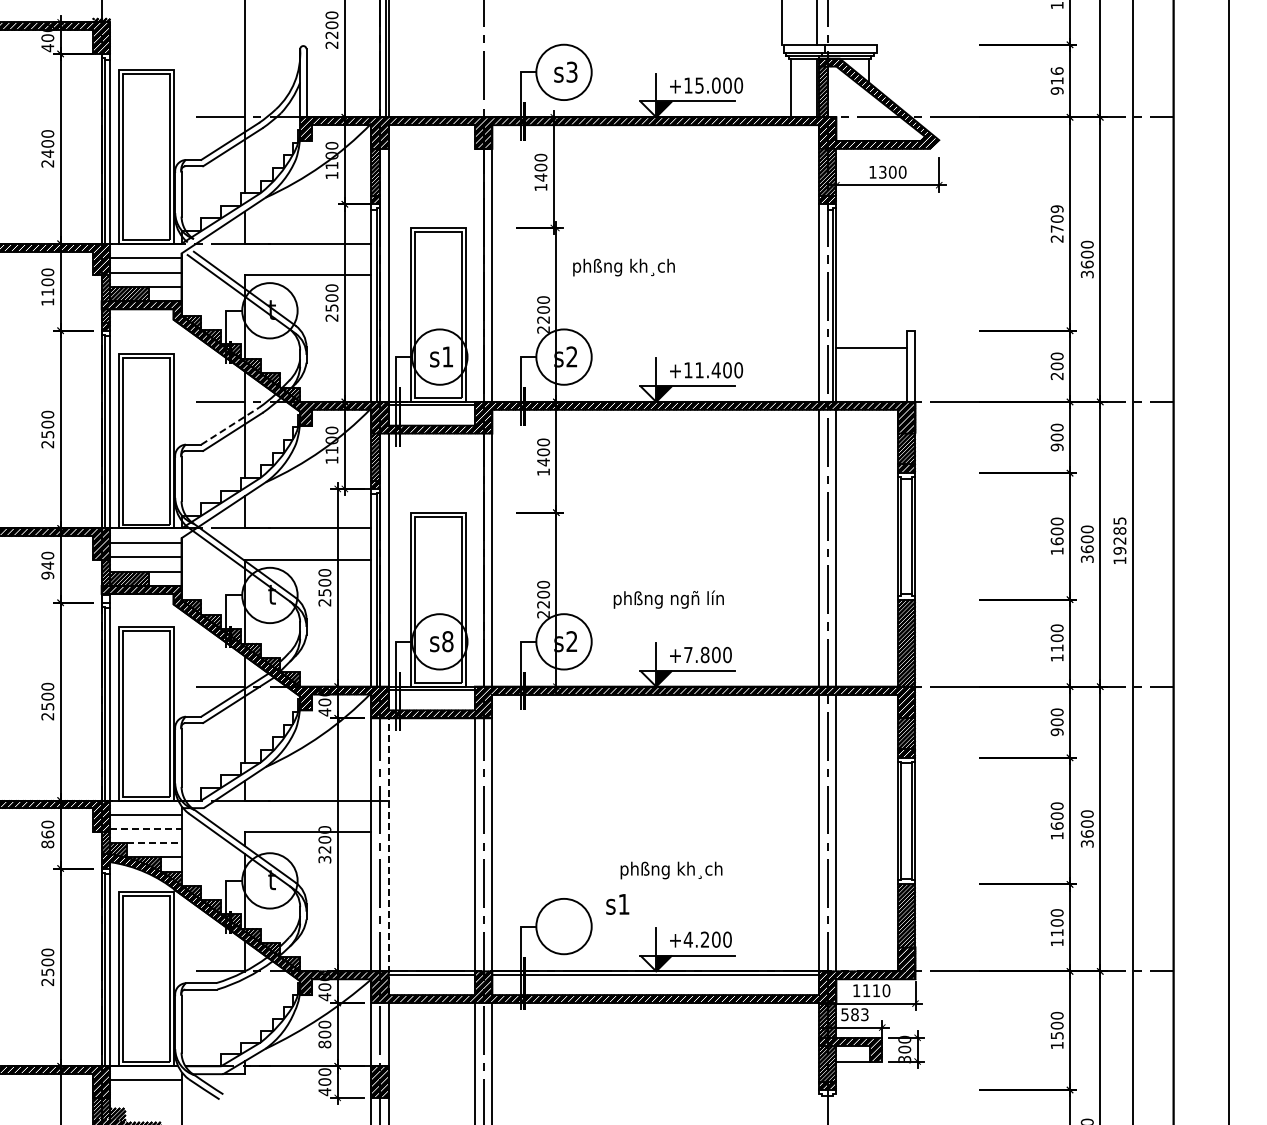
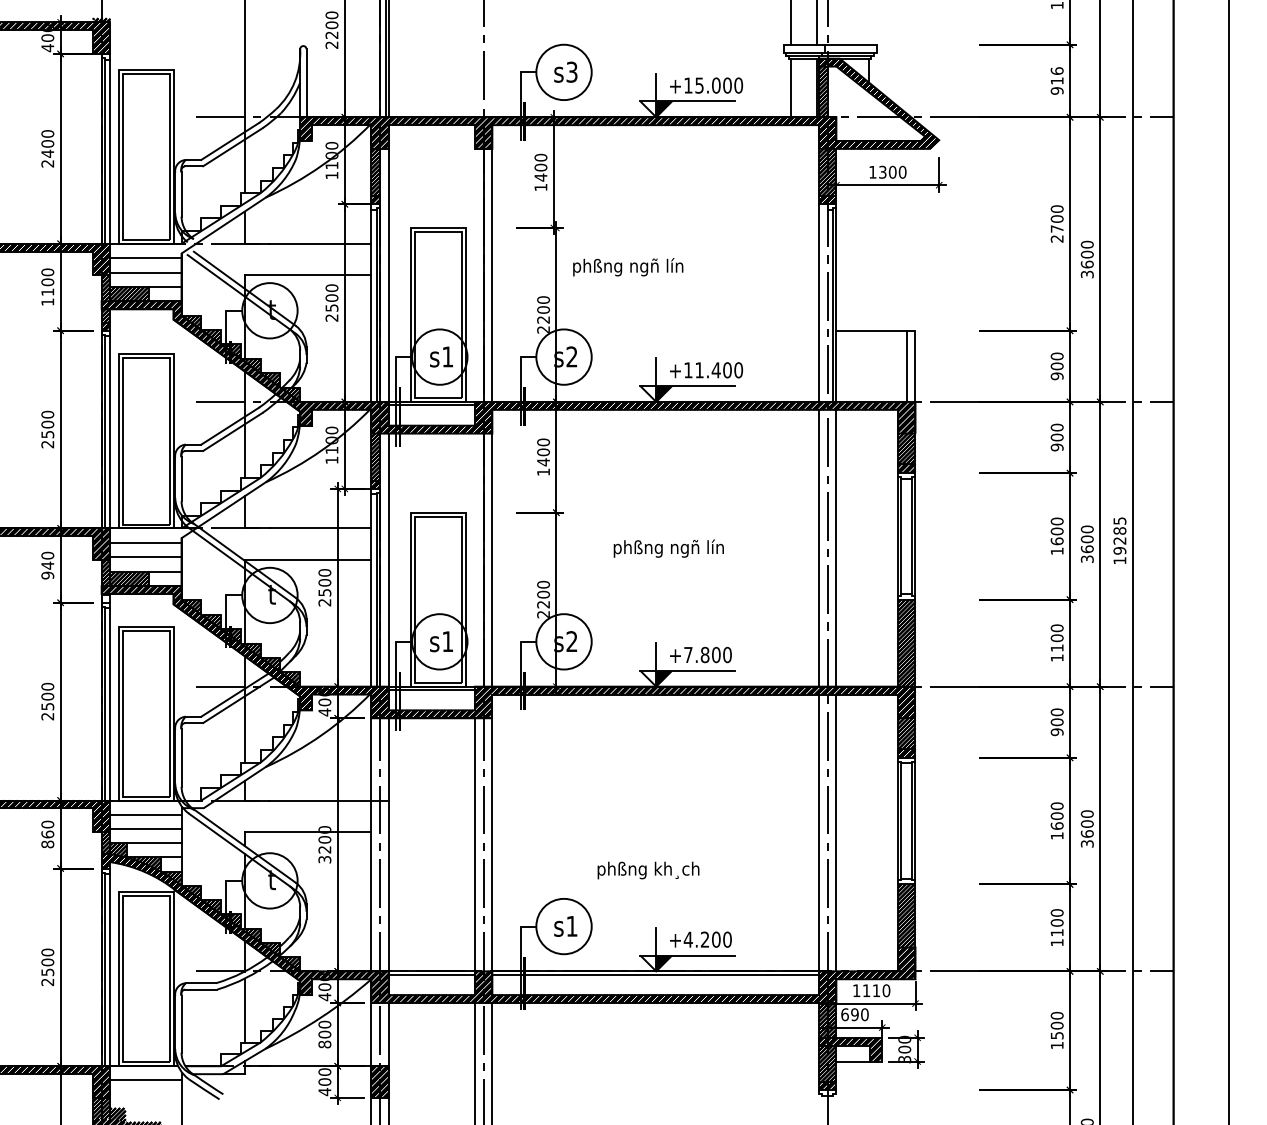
line position: (782, 23) -> (791, 23) (791, 23)
text: 2709 -> 2700 (1057, 208)
text: phßng kh¸ch -> phßng ngñ lín (656, 267)
line position: (871, 347) -> (871, 330) (871, 330)
text: 200 -> 900 (1056, 376)
line: dashed -> solid (230, 425)
text position: (668, 599) -> (668, 548) (668, 548)
text: s8 -> s1 (447, 641)
line: dashed -> solid (145, 829)
line: dashed -> solid (154, 843)
line: dashed -> solid (388, 856)
text position: (671, 870) -> (648, 870) (648, 870)
text position: (617, 904) -> (565, 926) (565, 926)
line: none -> present (244, 1010)
text: 583 -> 690 (854, 1014)
